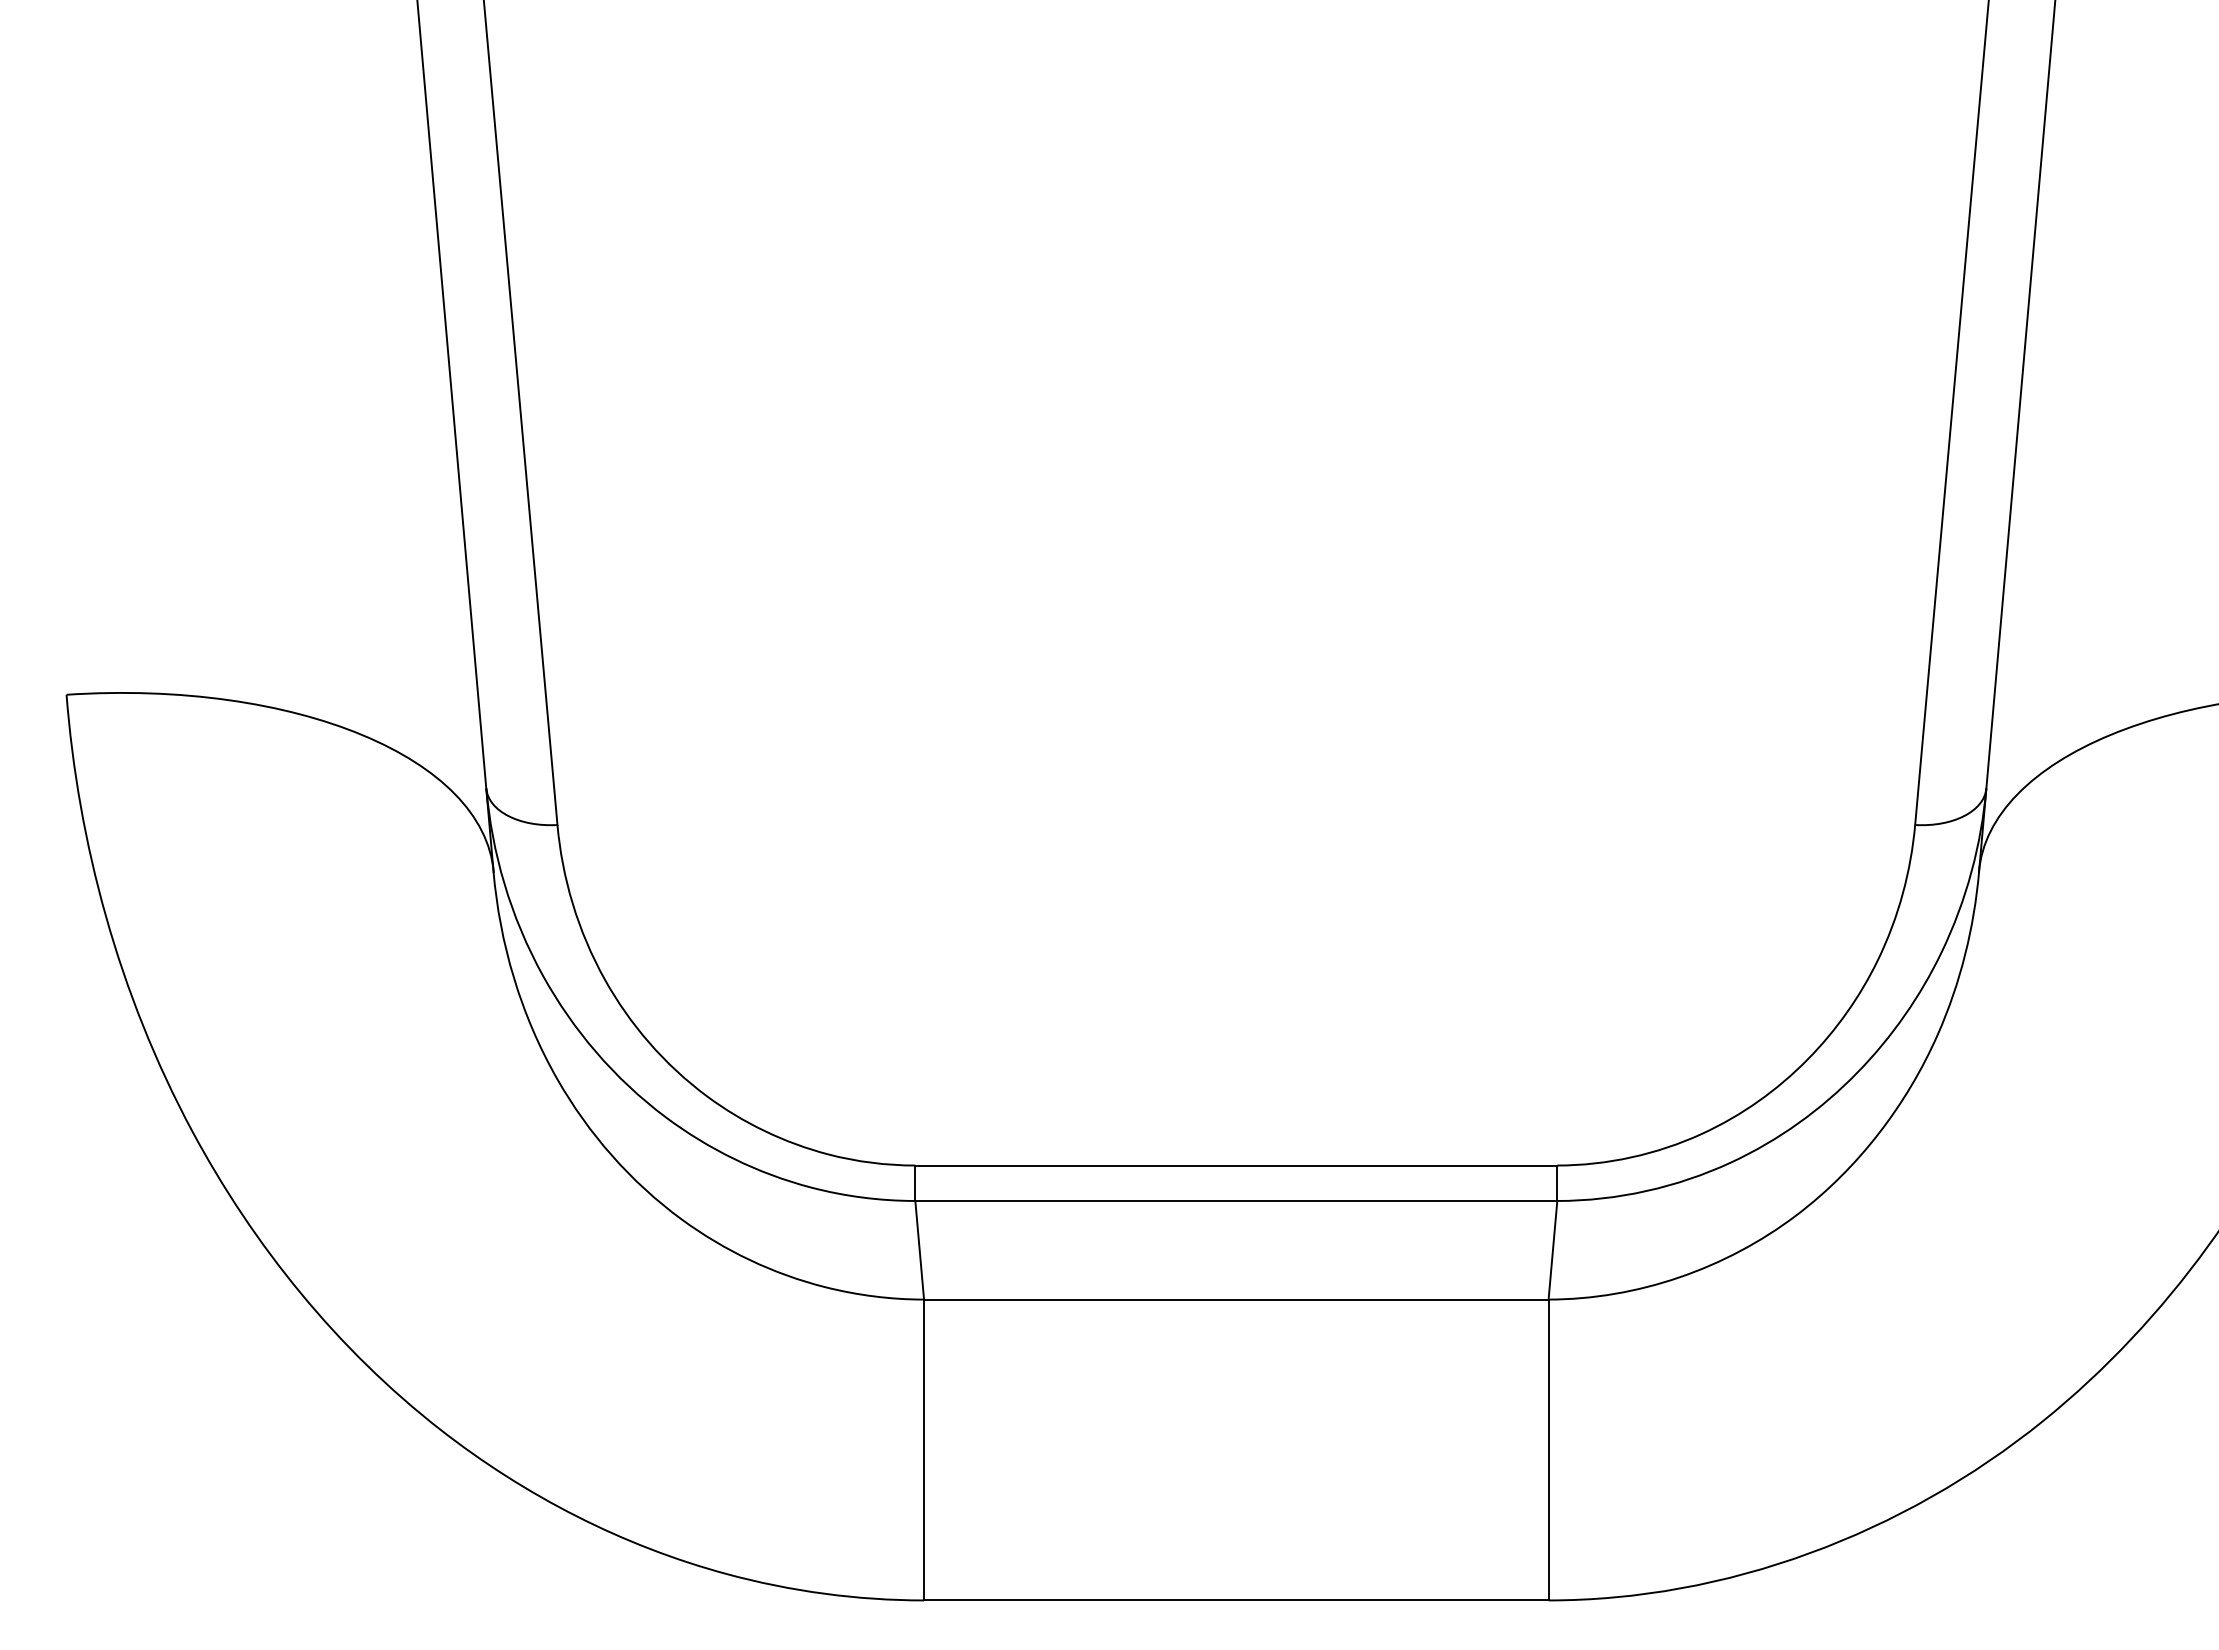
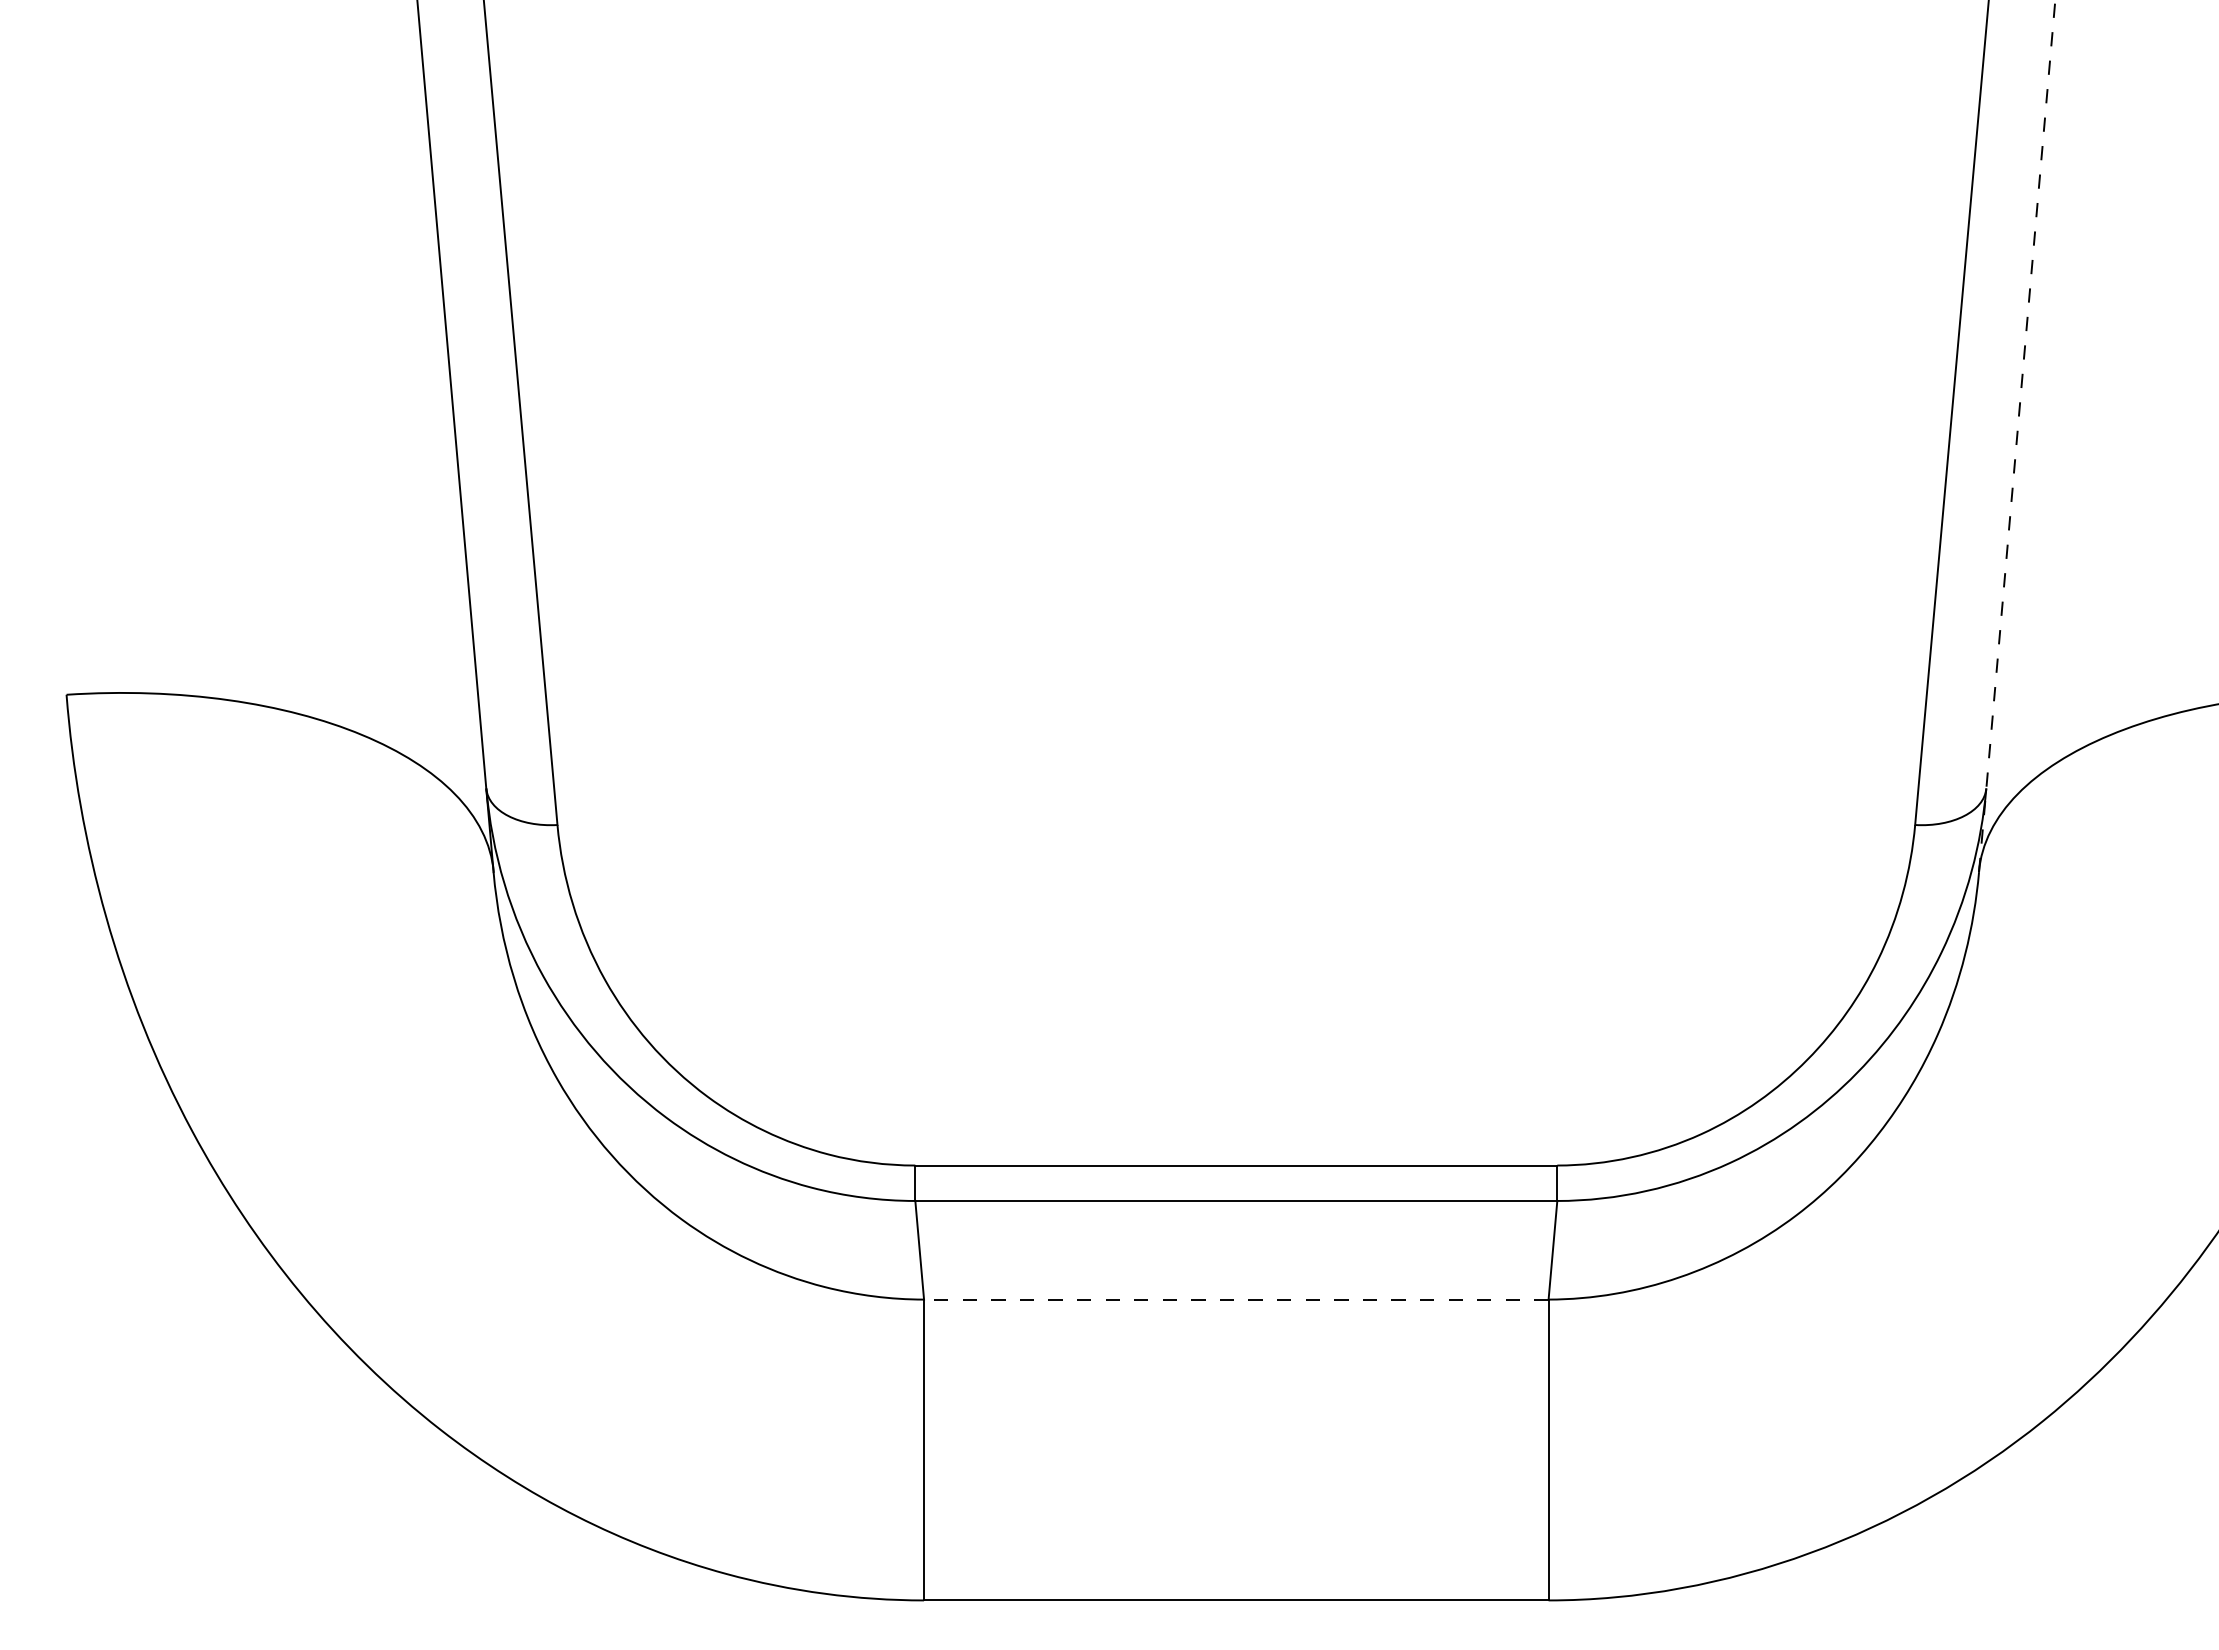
line: solid -> dashed (2017, 435)
line: solid -> dashed (1235, 1299)
